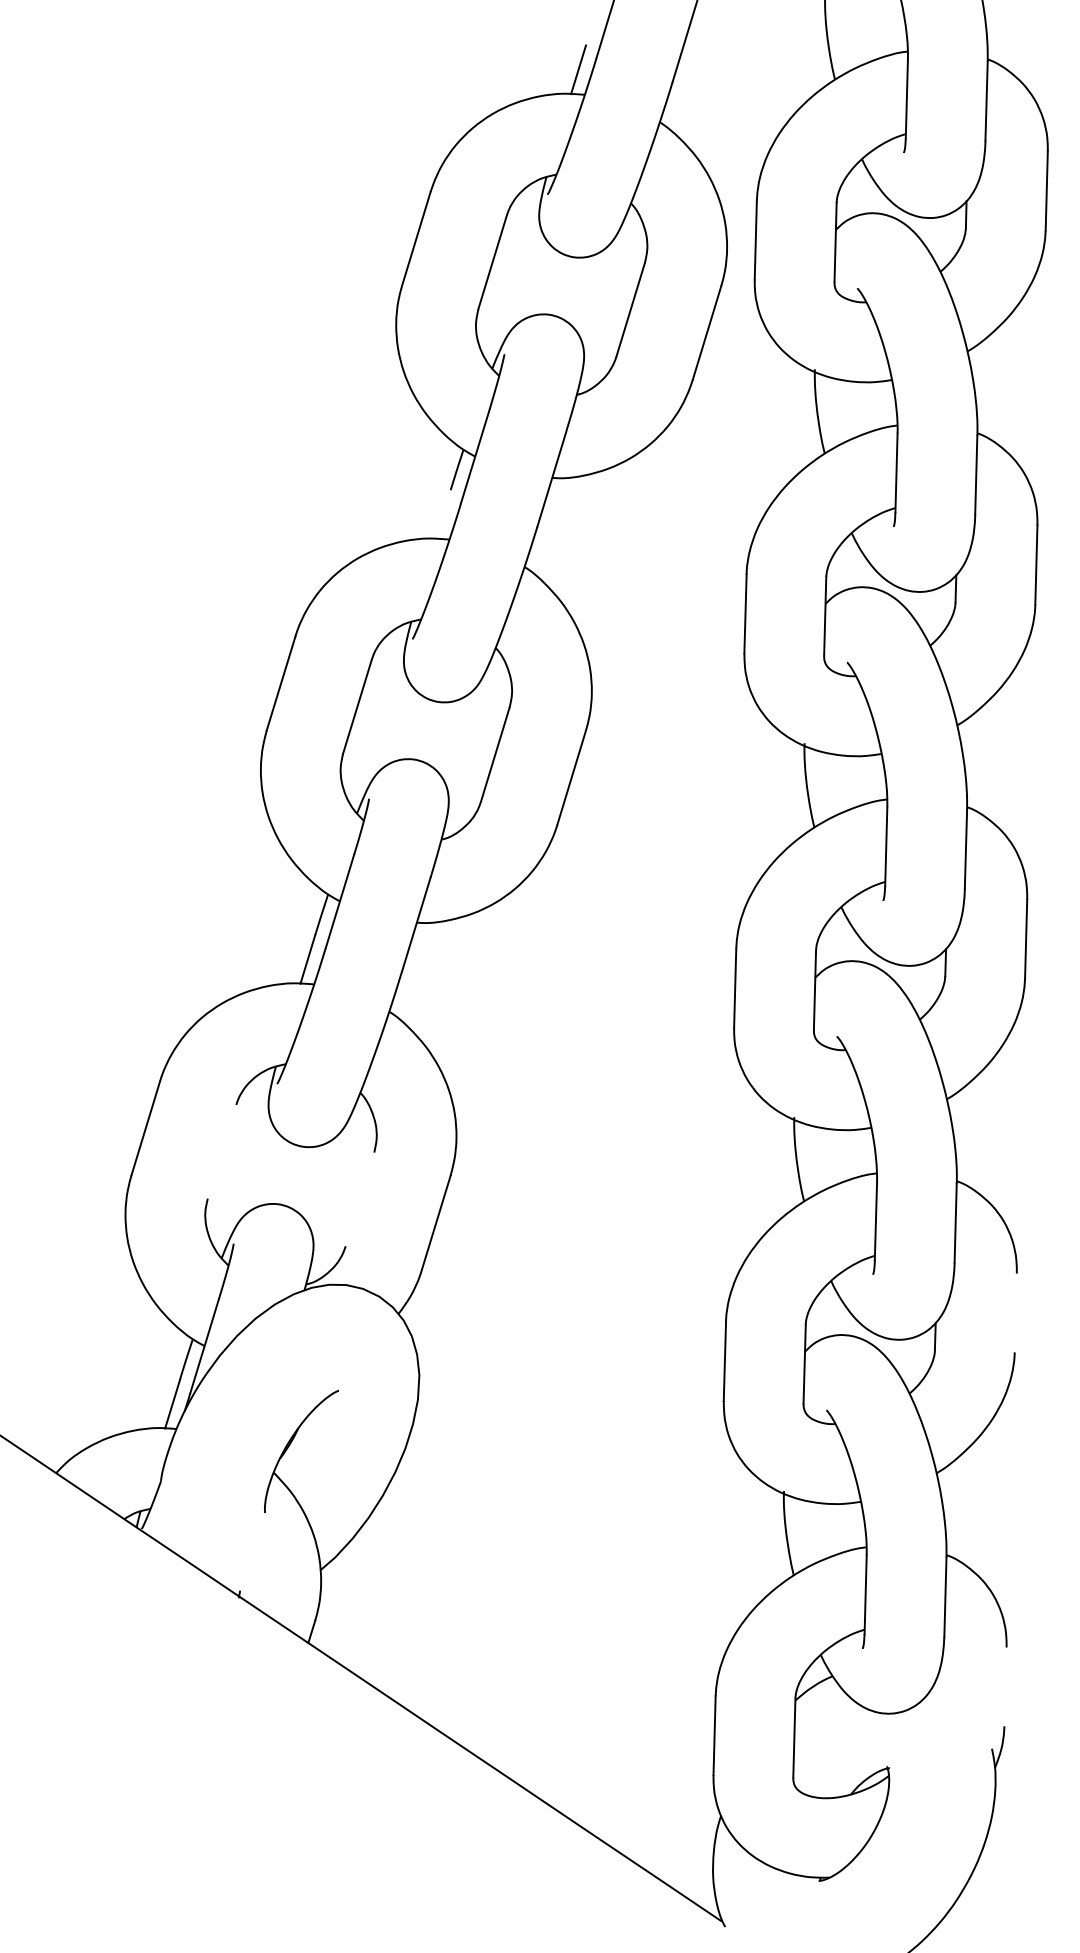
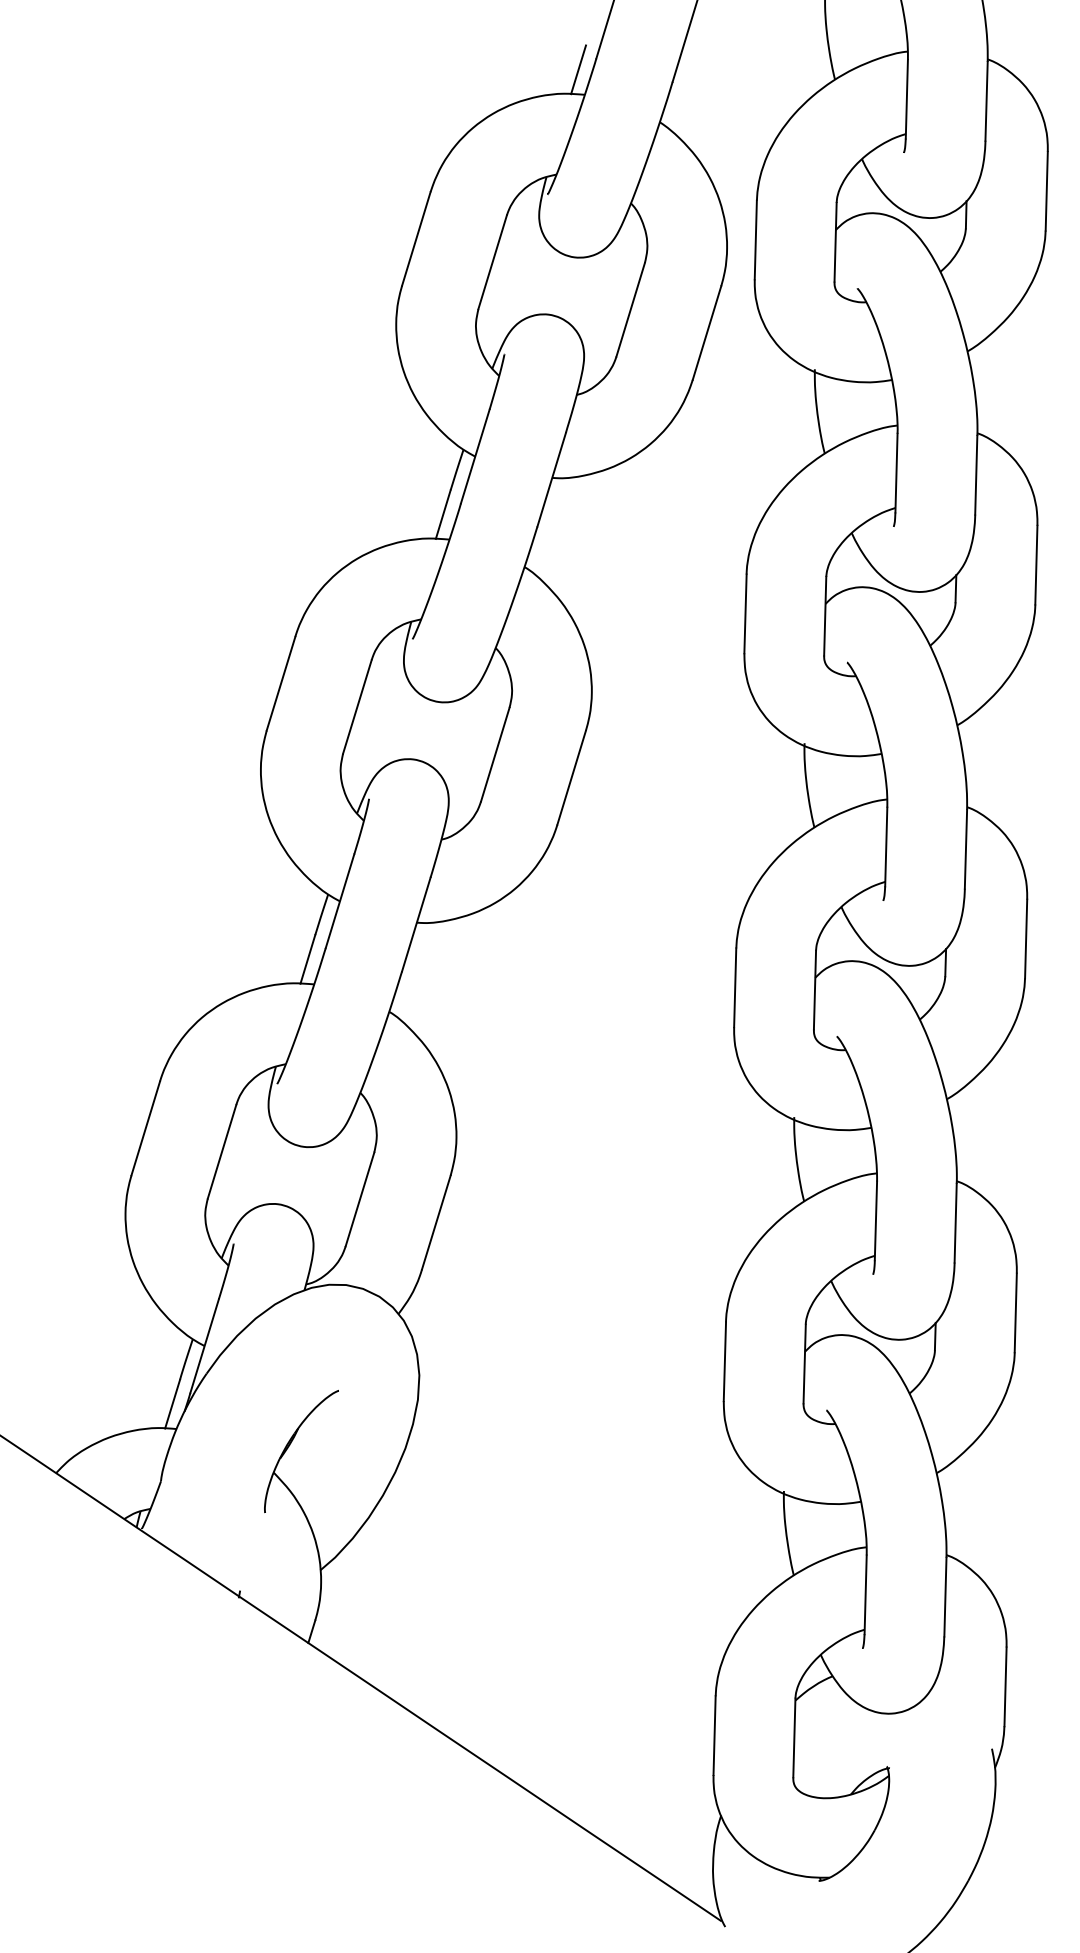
line: none -> present (442, 514)
line: none -> present (221, 1151)
line: none -> present (359, 1199)
line: none -> present (1015, 1312)
line: none -> present (1005, 1686)
